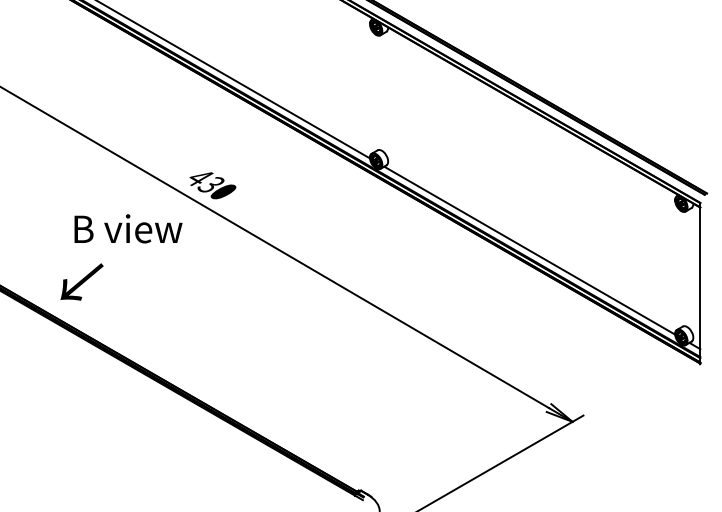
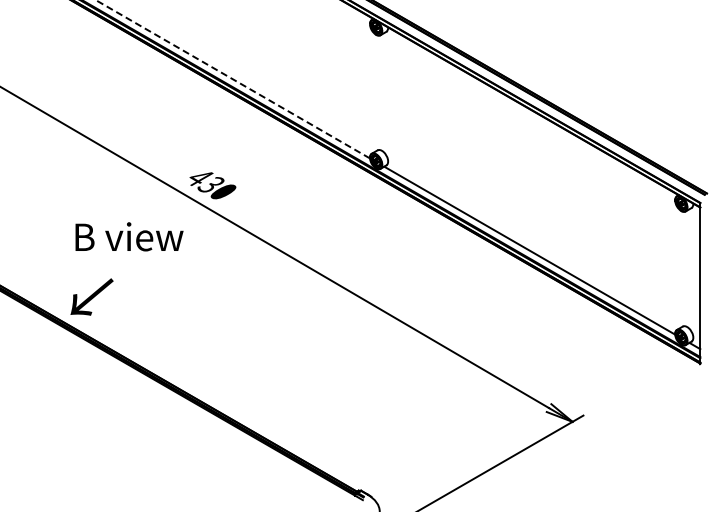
line: solid -> dashed (233, 79)
text position: (128, 228) -> (129, 236) (129, 236)
text position: (81, 281) -> (91, 296) (91, 296)
